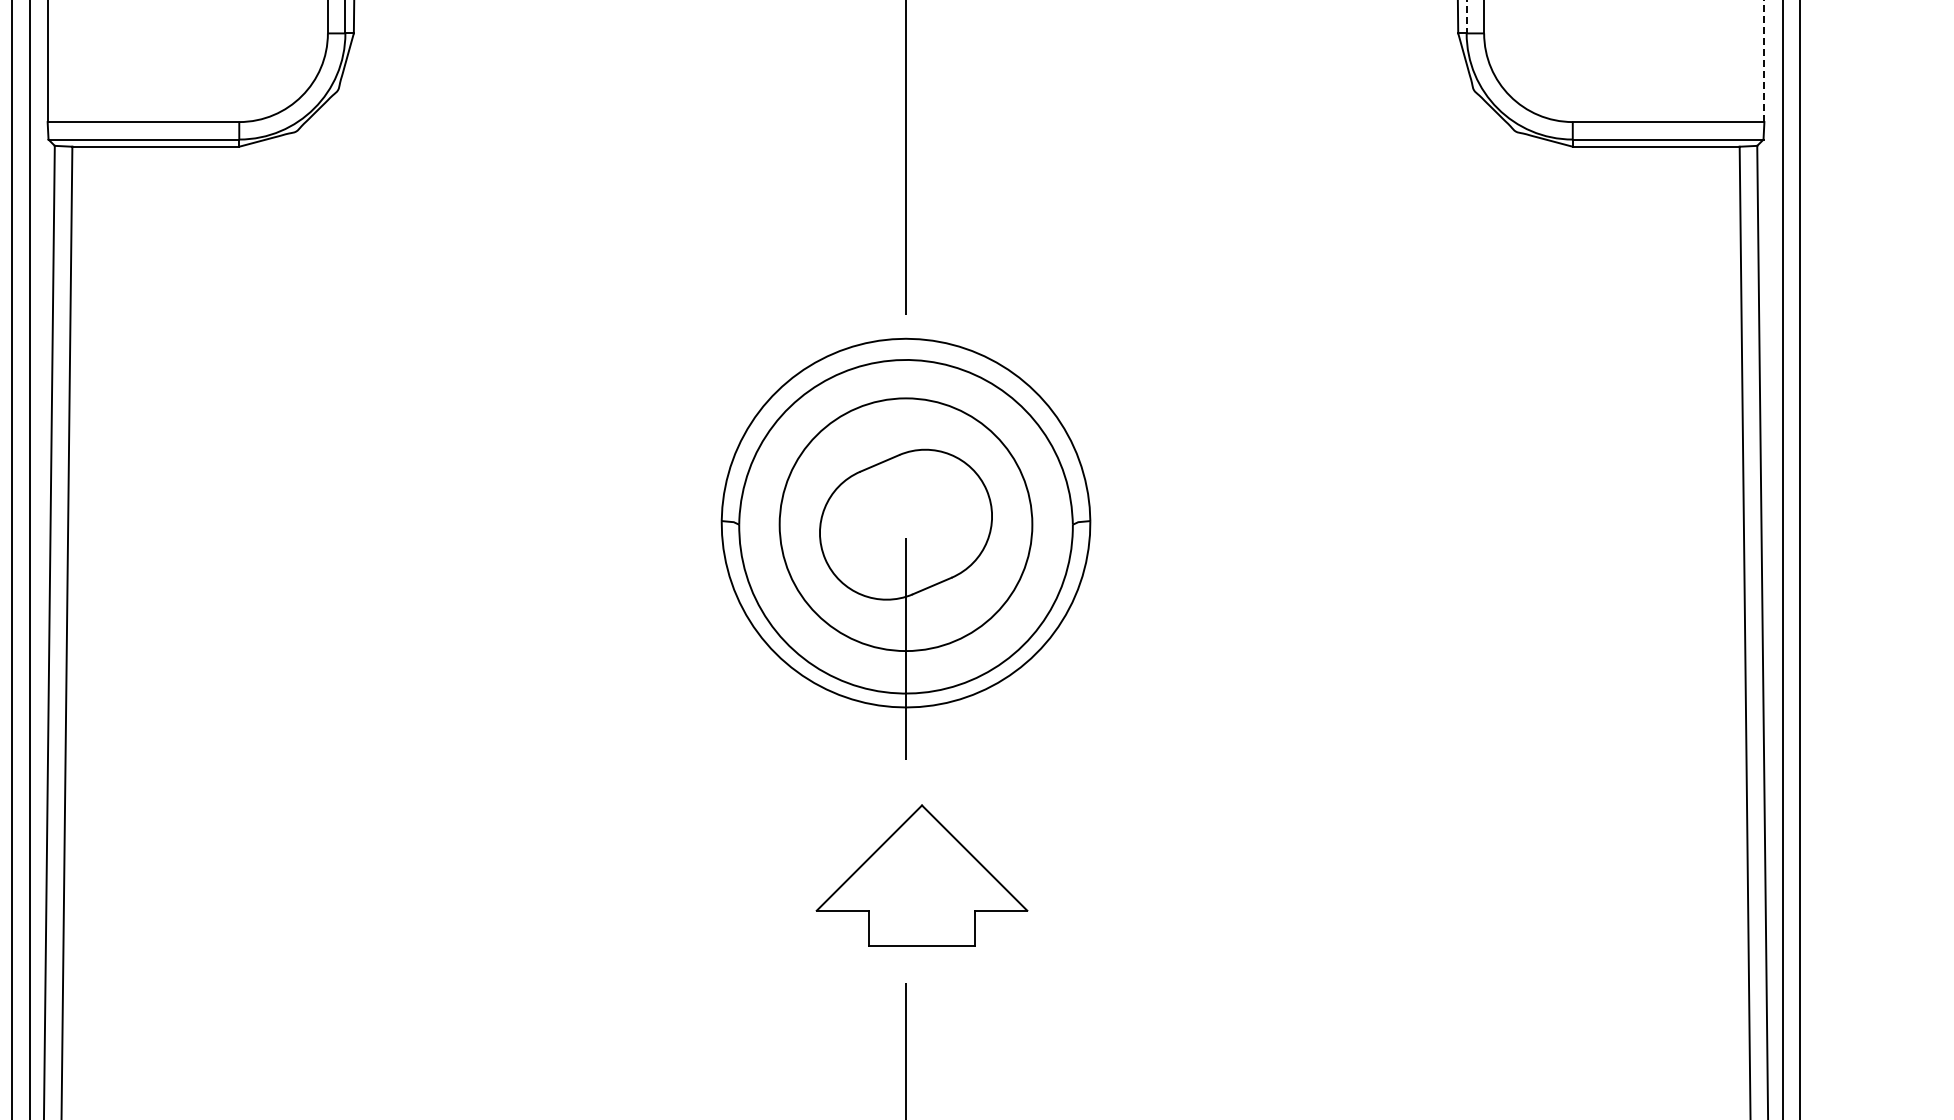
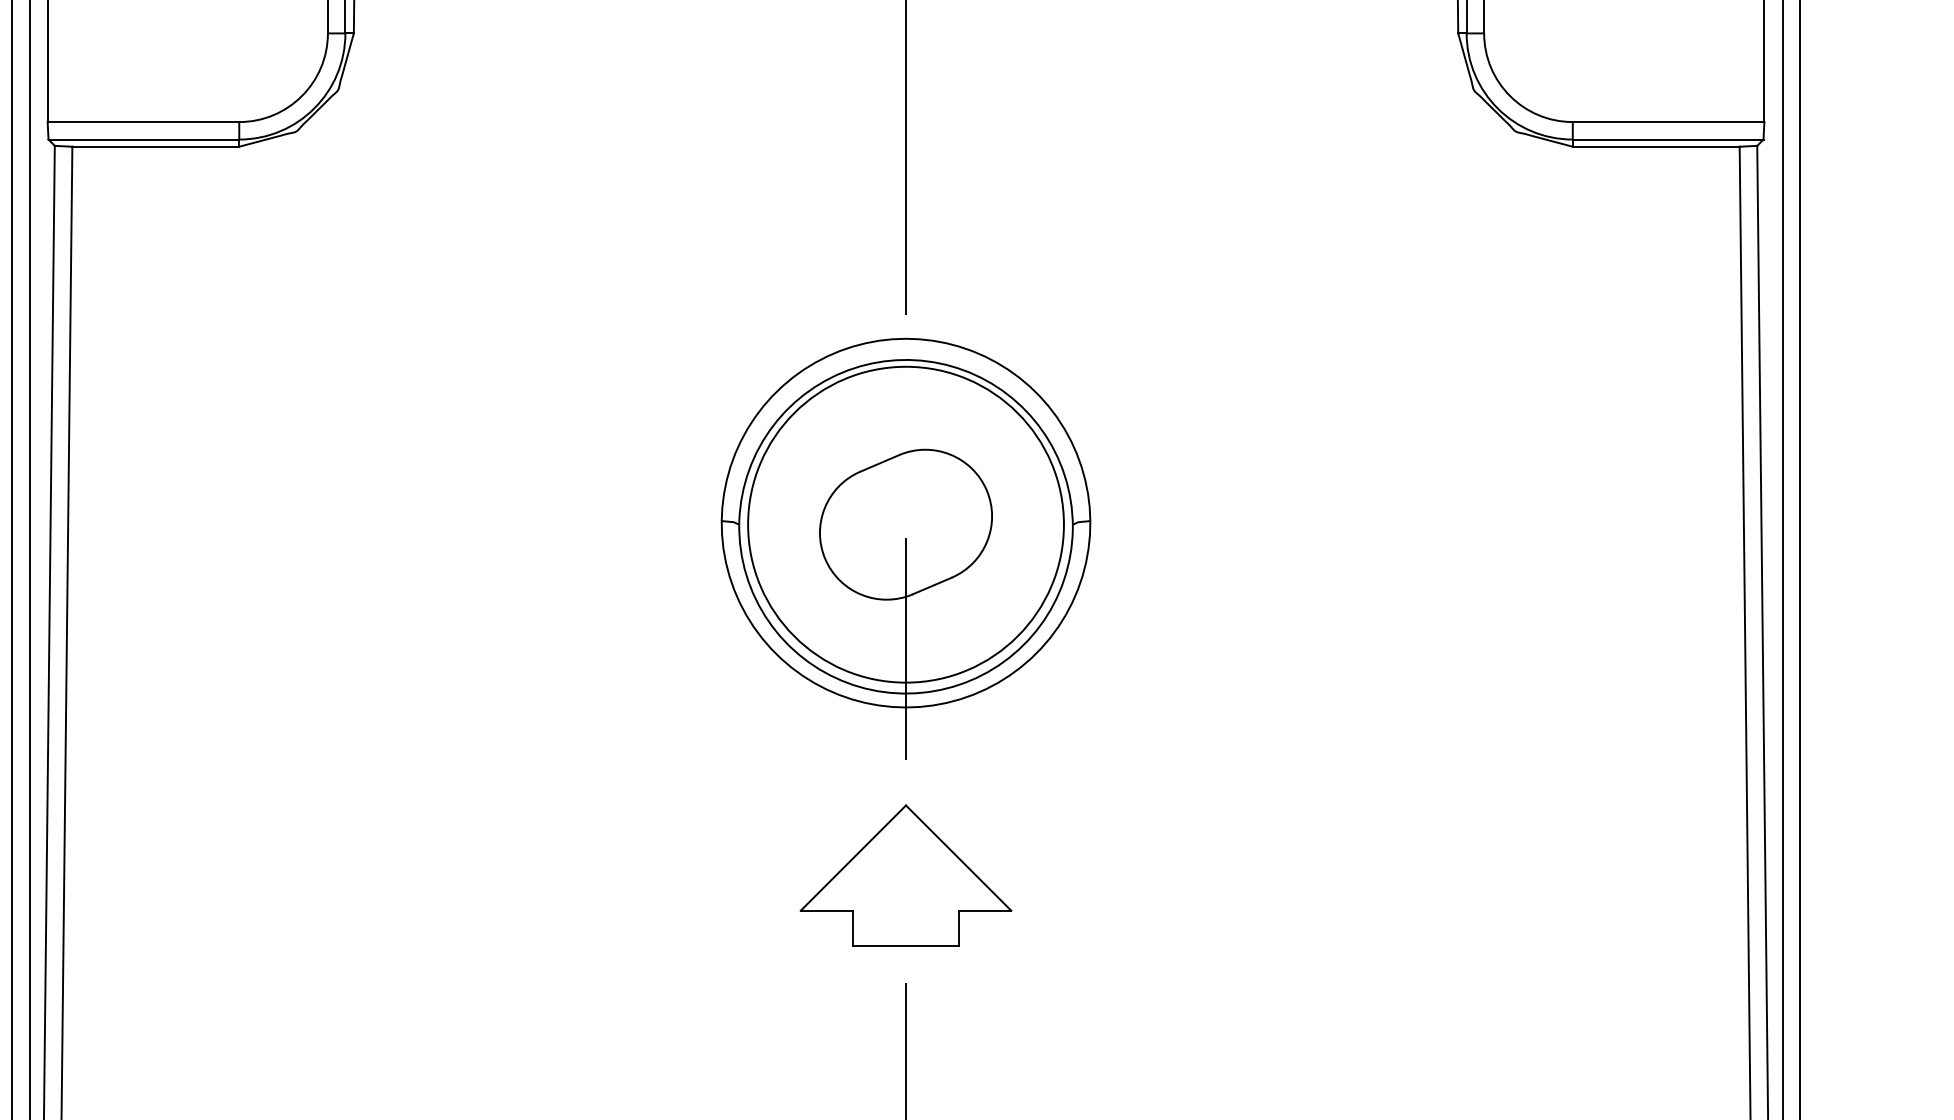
line: dashed -> solid (1466, 17)
line: dashed -> solid (1764, 61)
circle diameter: 253 px -> 316 px (905, 524)
part position: (921, 875) -> (905, 875) (905, 875)
